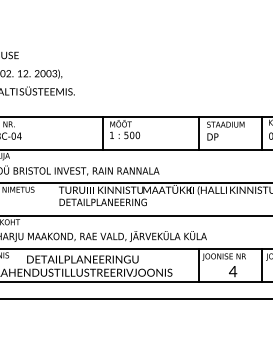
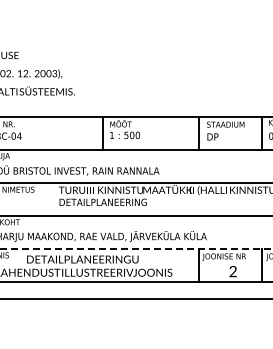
line: solid -> dashed (137, 249)
text: 4 -> 2 (232, 271)
